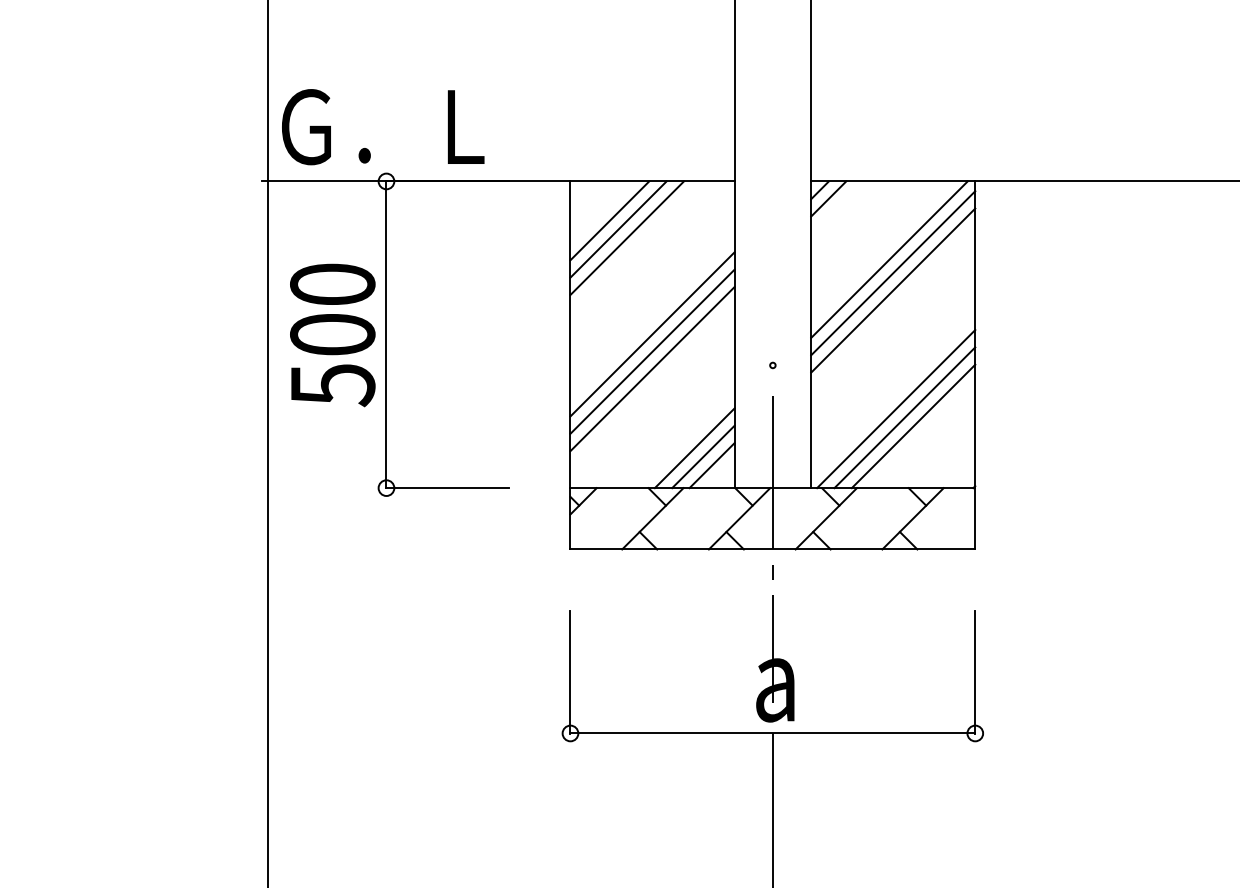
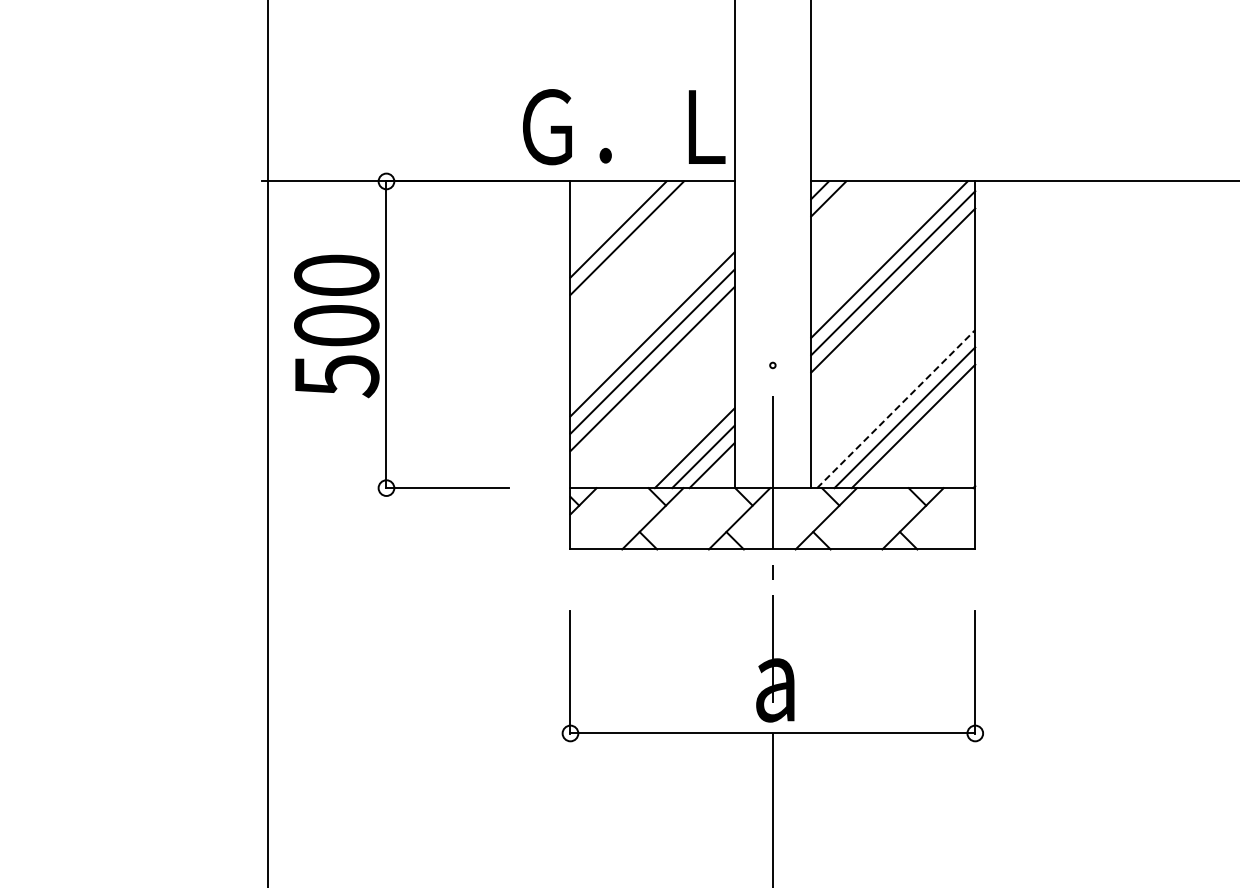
text position: (383, 127) -> (624, 127) (624, 127)
line: present -> none (609, 220)
text position: (332, 335) -> (336, 326) (336, 326)
line: solid -> dashed (896, 409)
